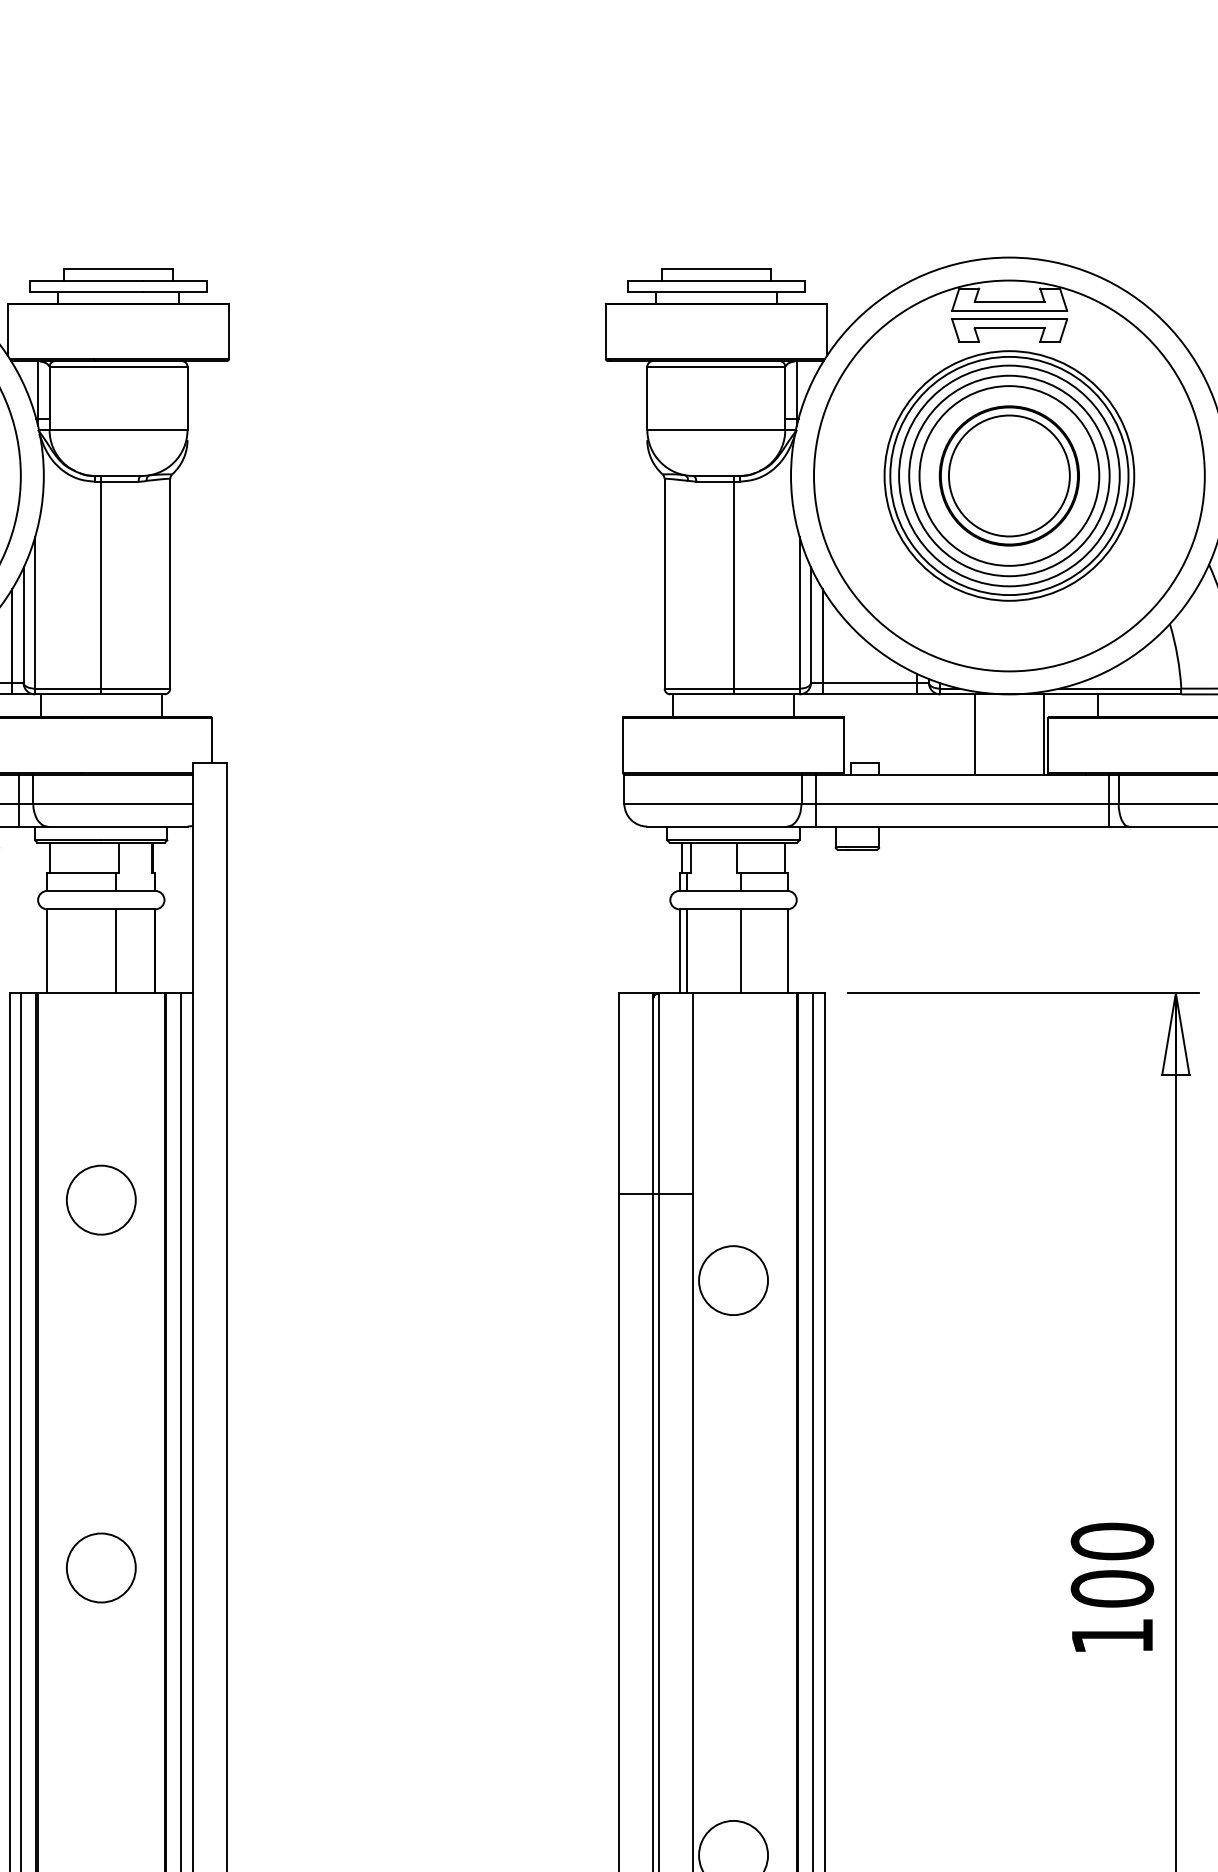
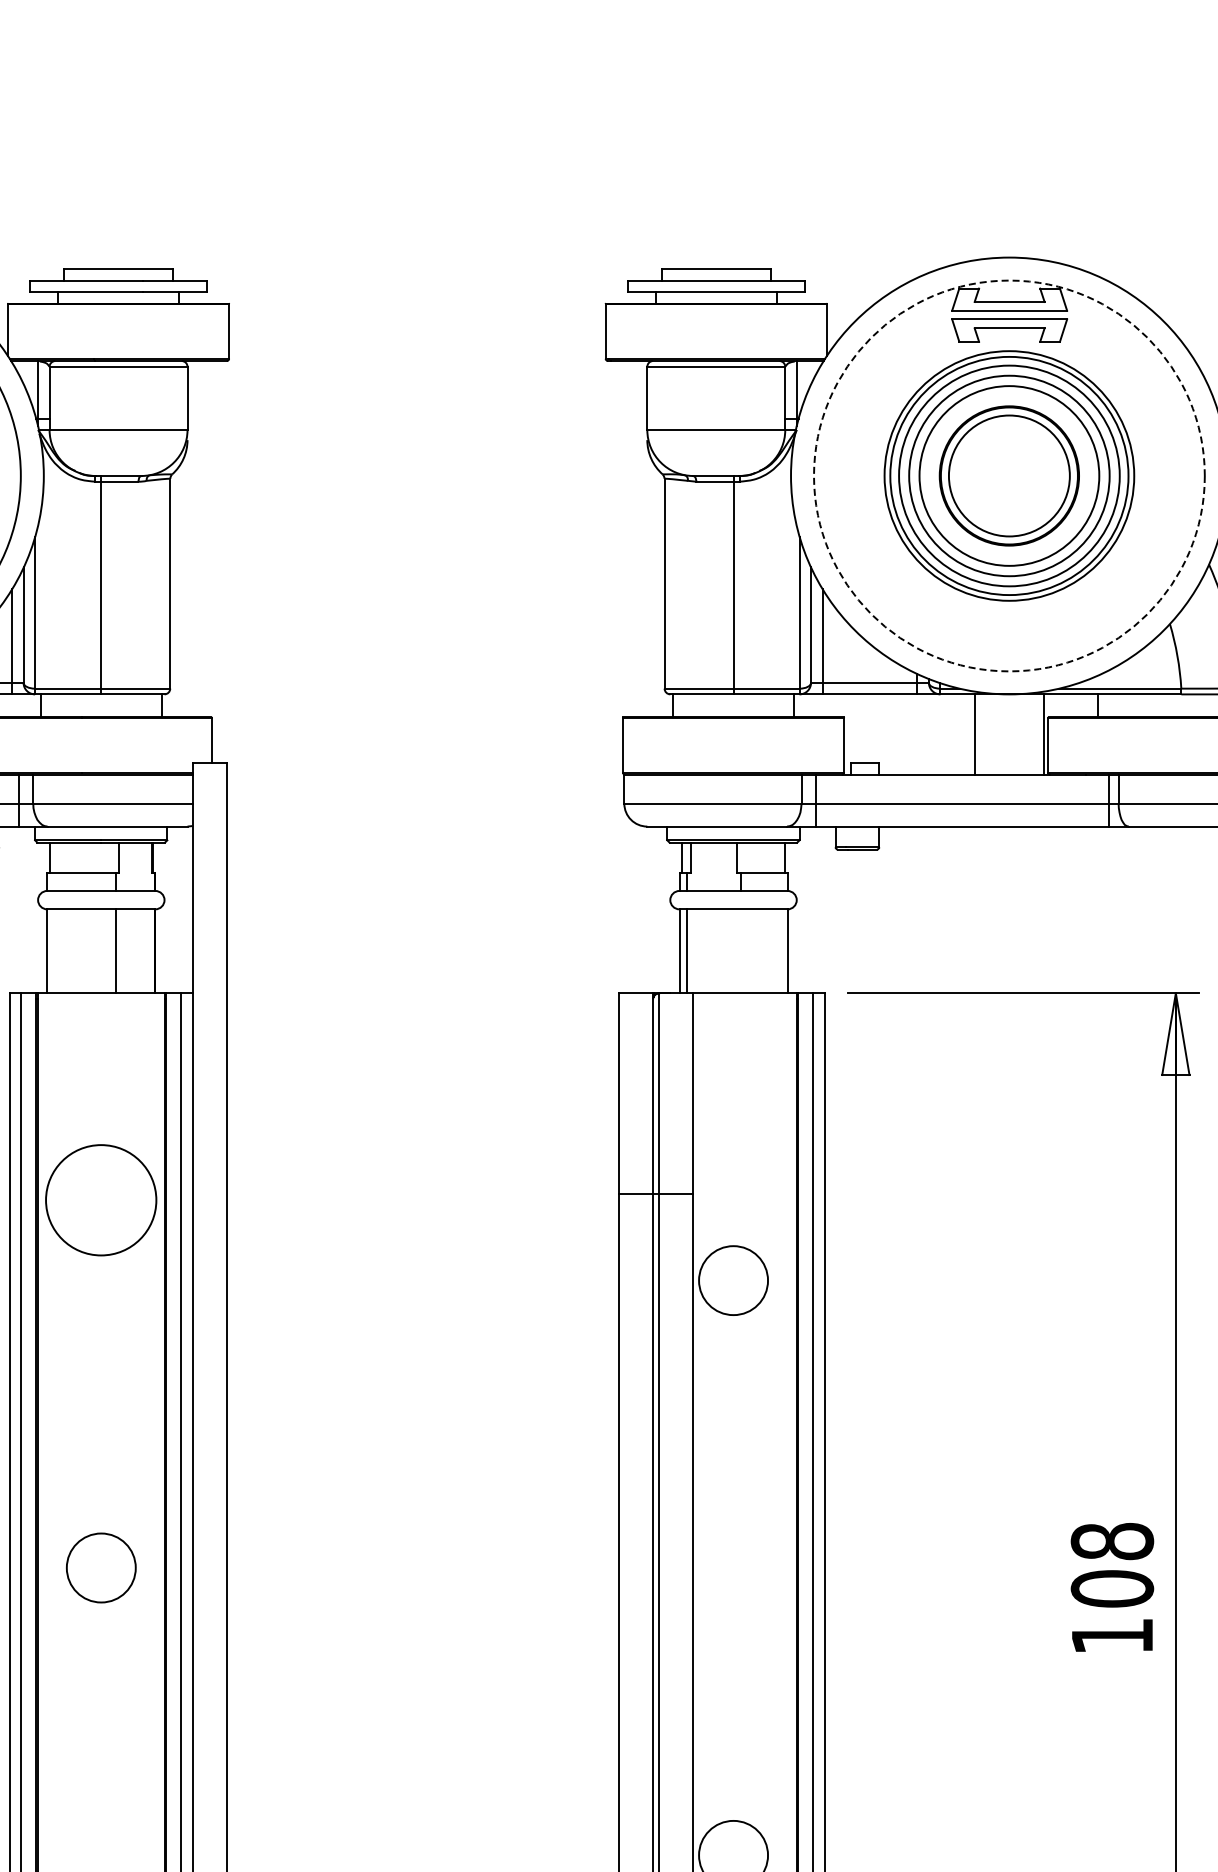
circle: solid -> dashed (1009, 475)
line: present -> none (741, 951)
circle size: 71x72 px -> 113x113 px (101, 1200)
text: 100 -> 108 (1112, 1541)
